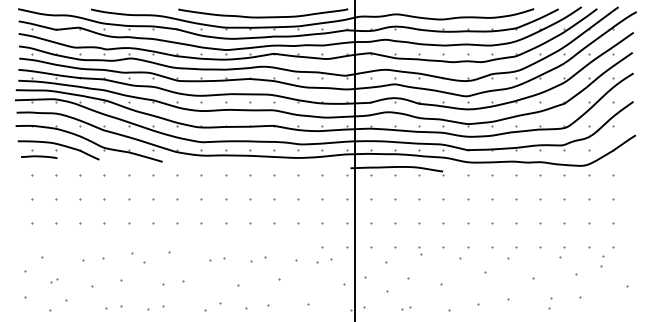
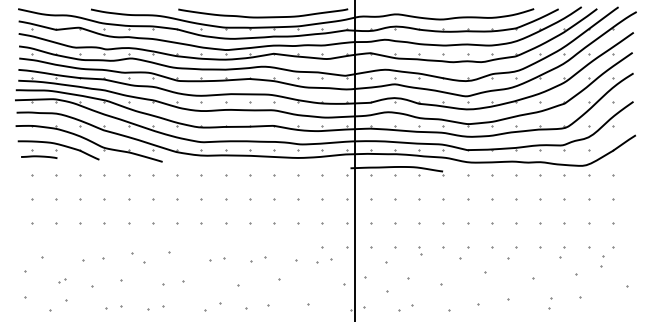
part position: (54, 280) -> (62, 280) (62, 280)
part size: 11x5 px -> 16x8 px (405, 307)
